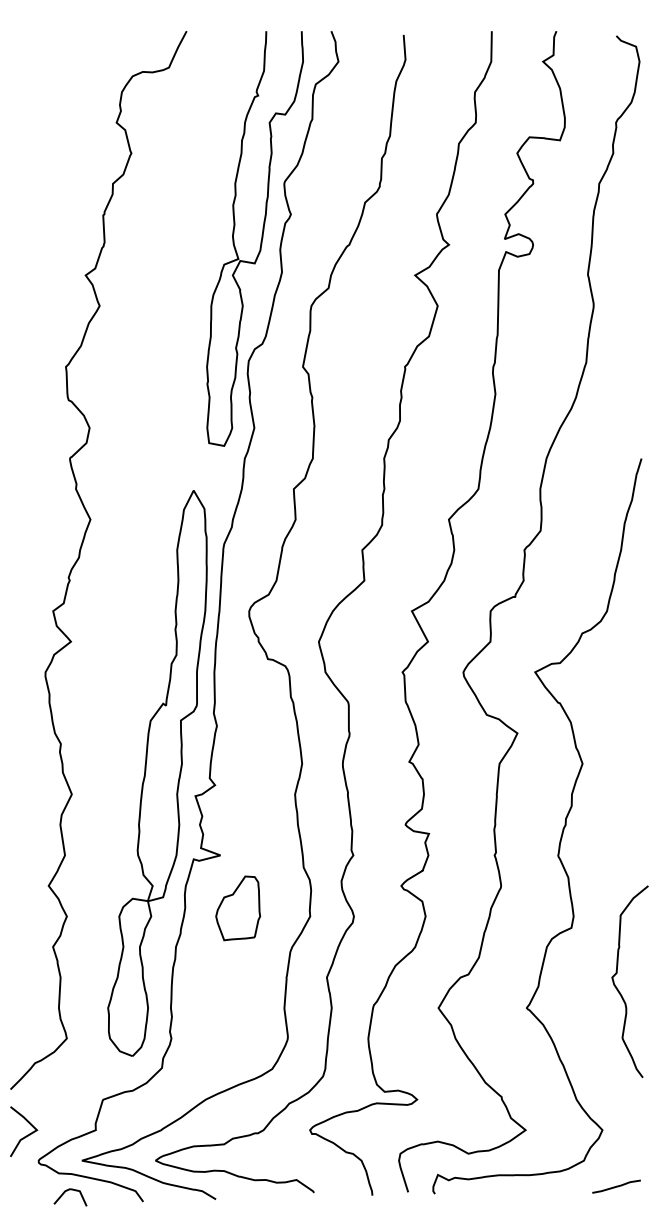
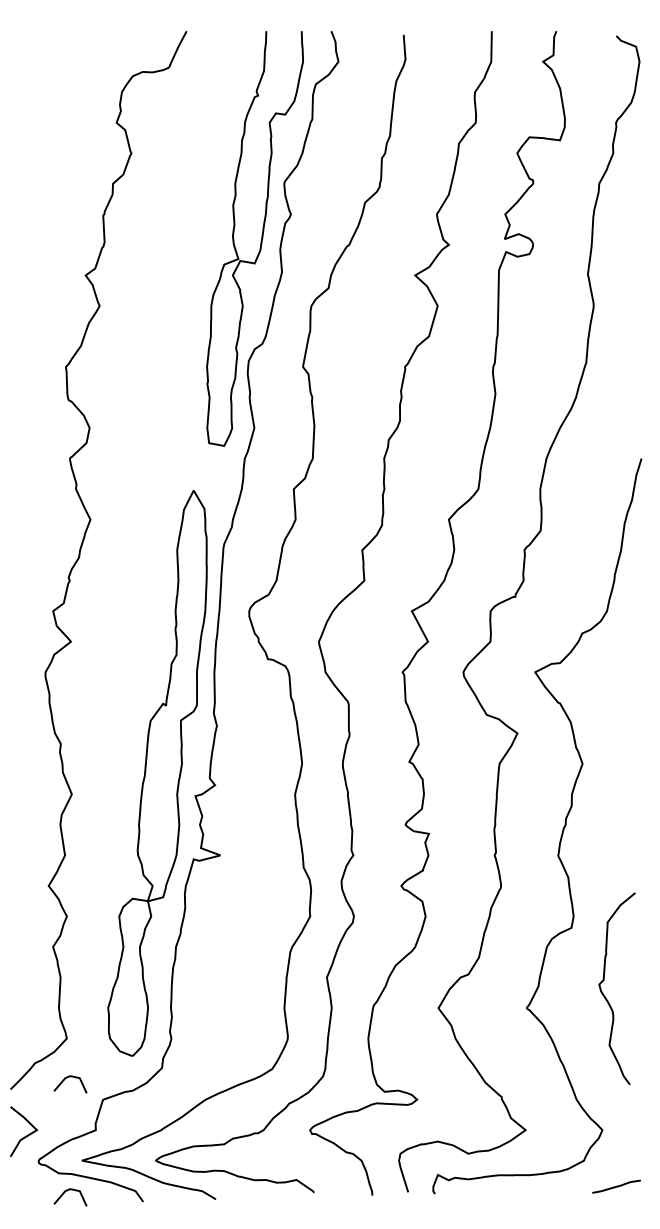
part: present -> none (238, 908)
curve position: (617, 987) -> (604, 994) (604, 994)
curve: none -> present (67, 1078)
